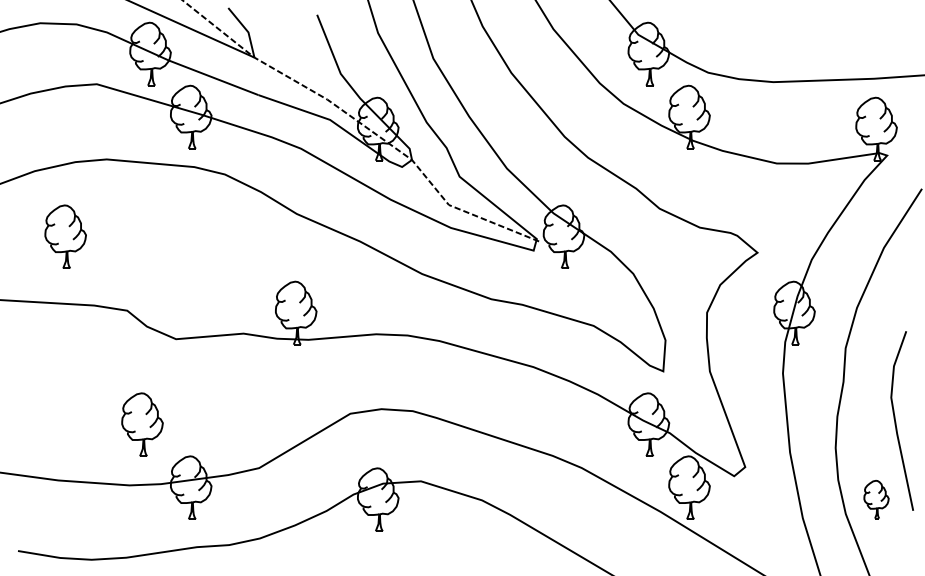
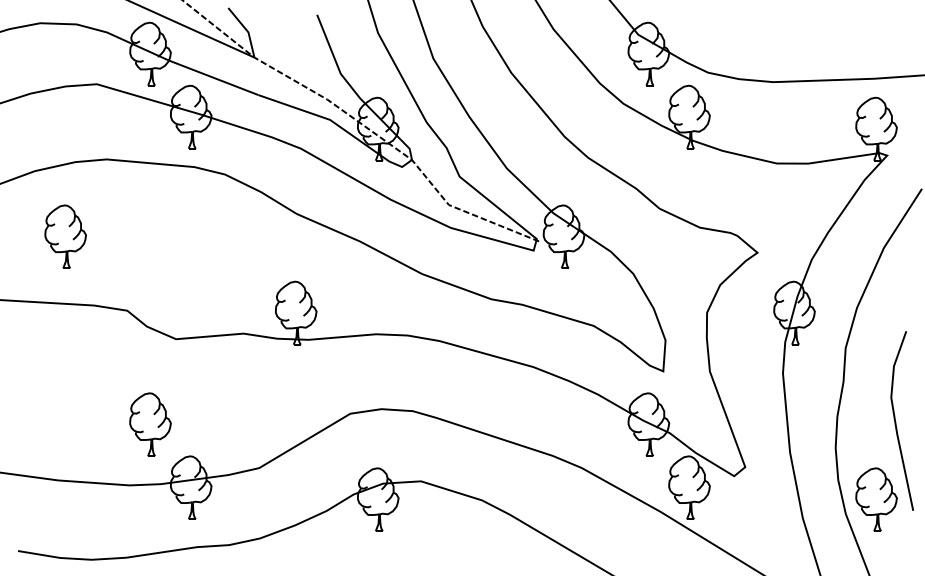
part position: (142, 424) -> (150, 424) (150, 424)
part size: 27x40 px -> 43x65 px (876, 499)
